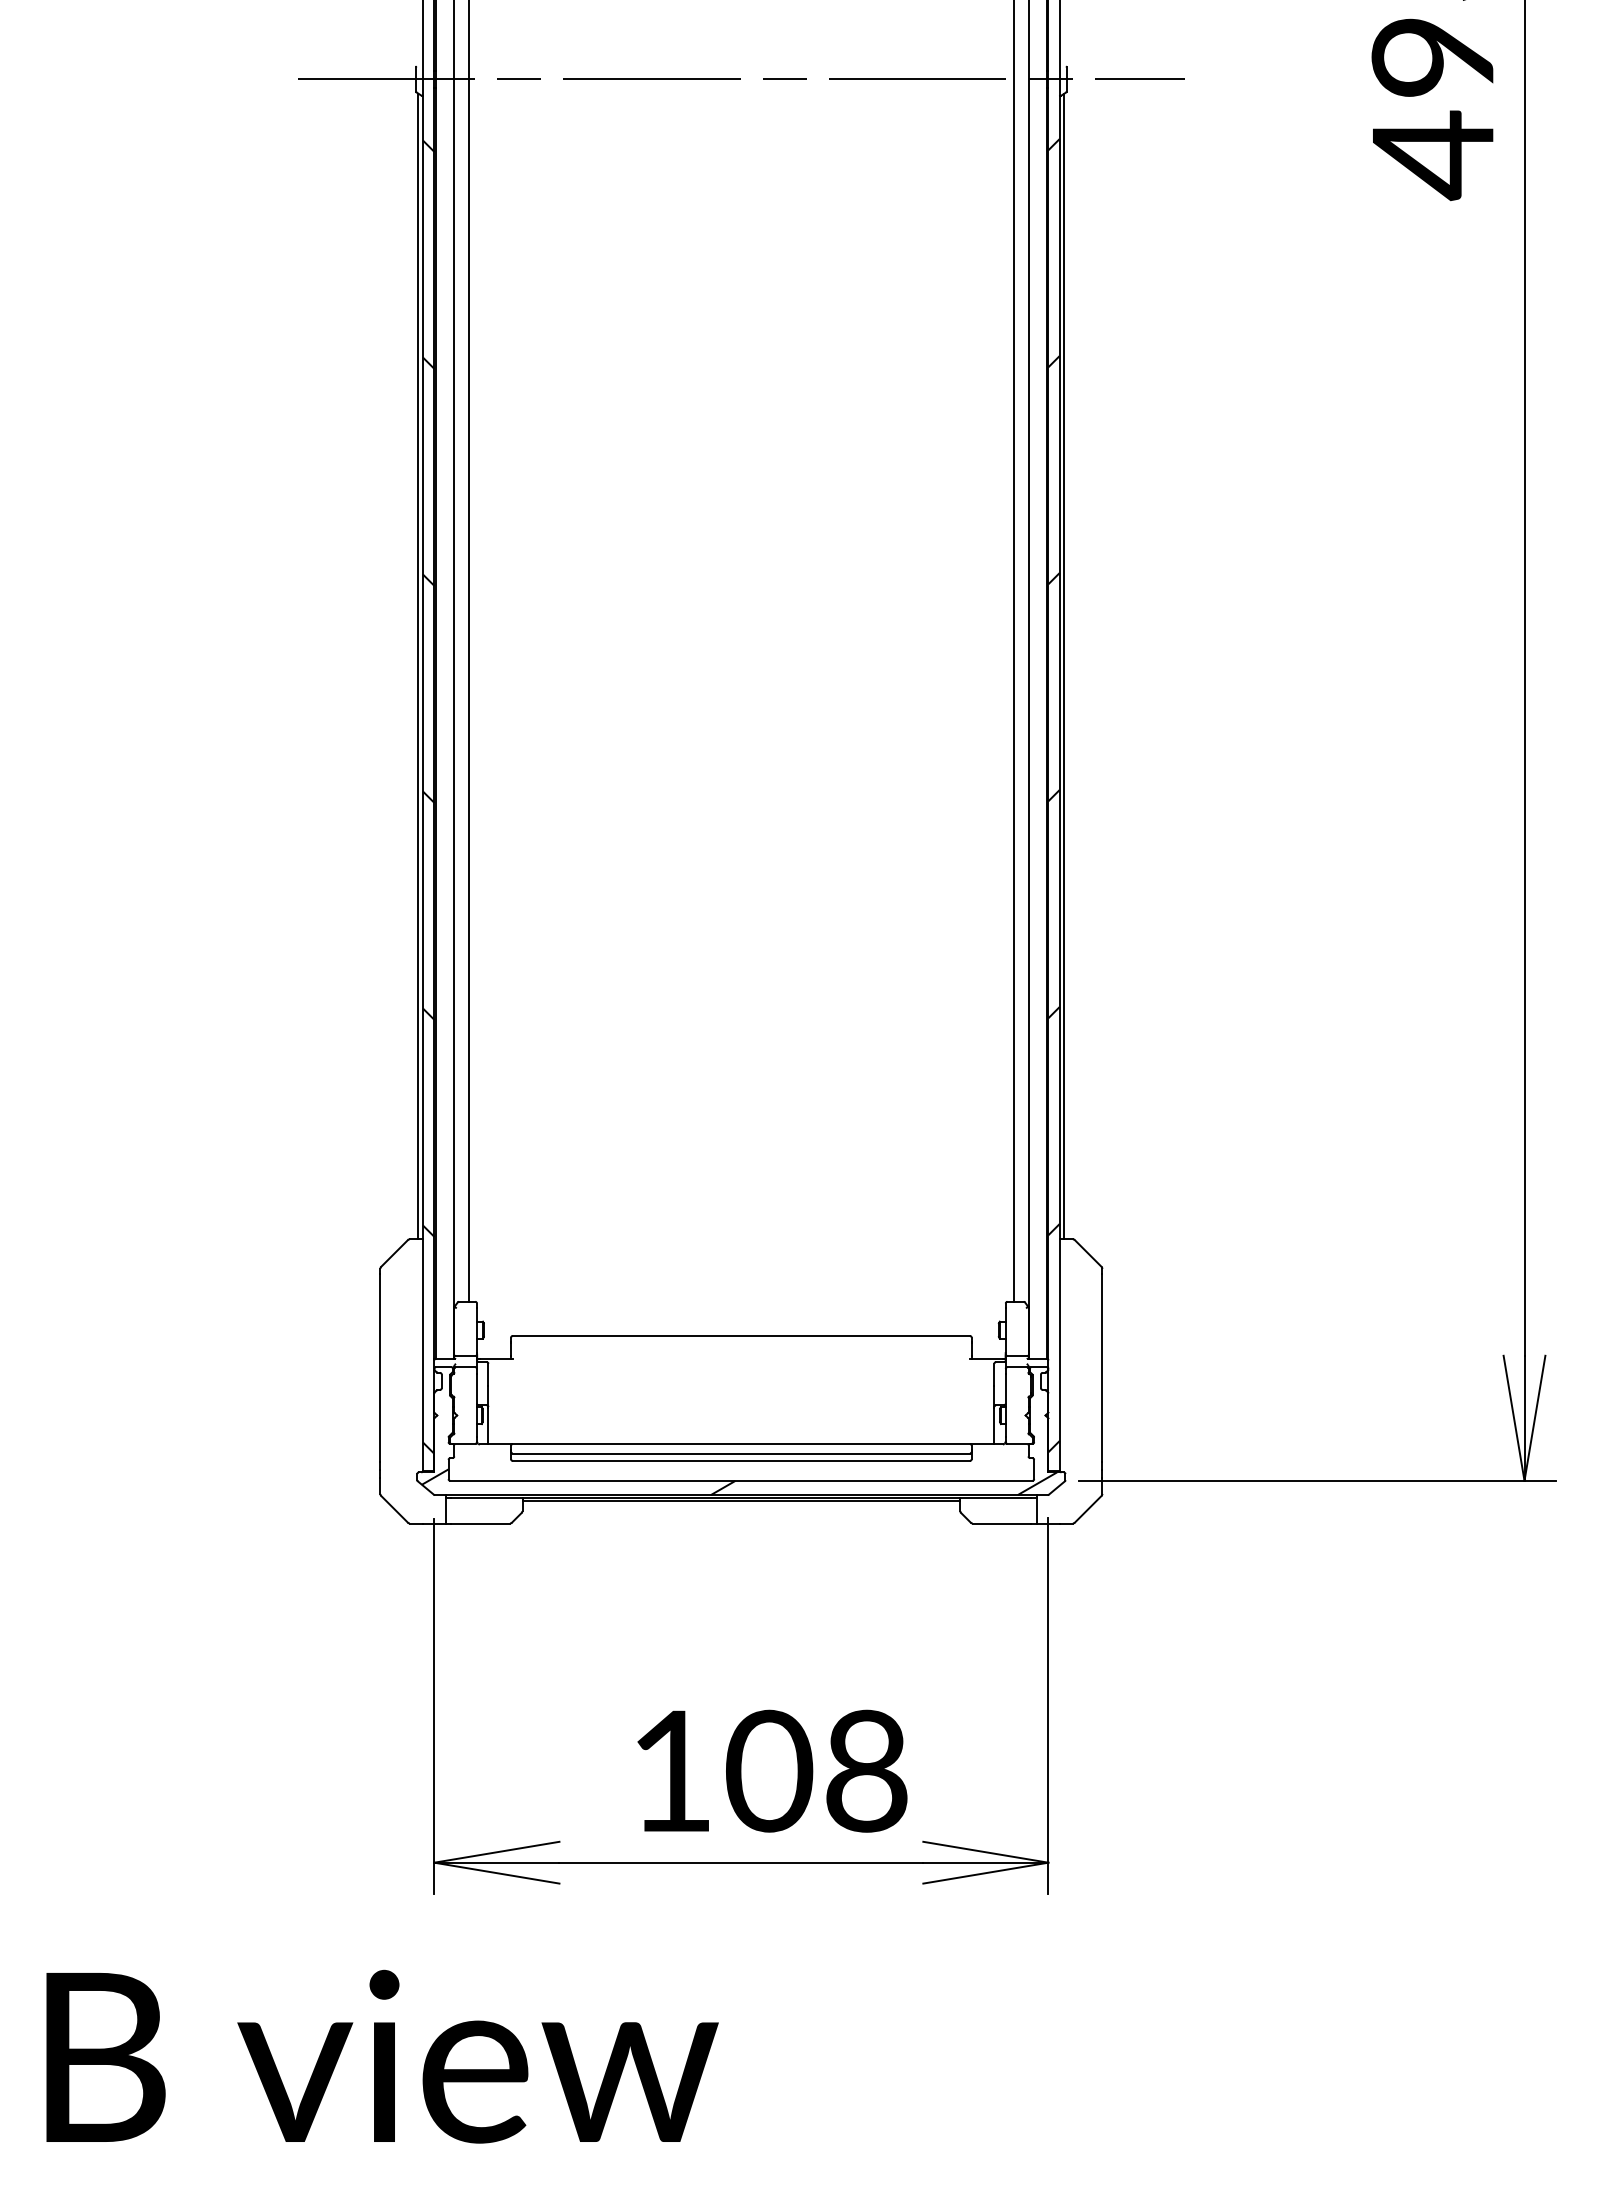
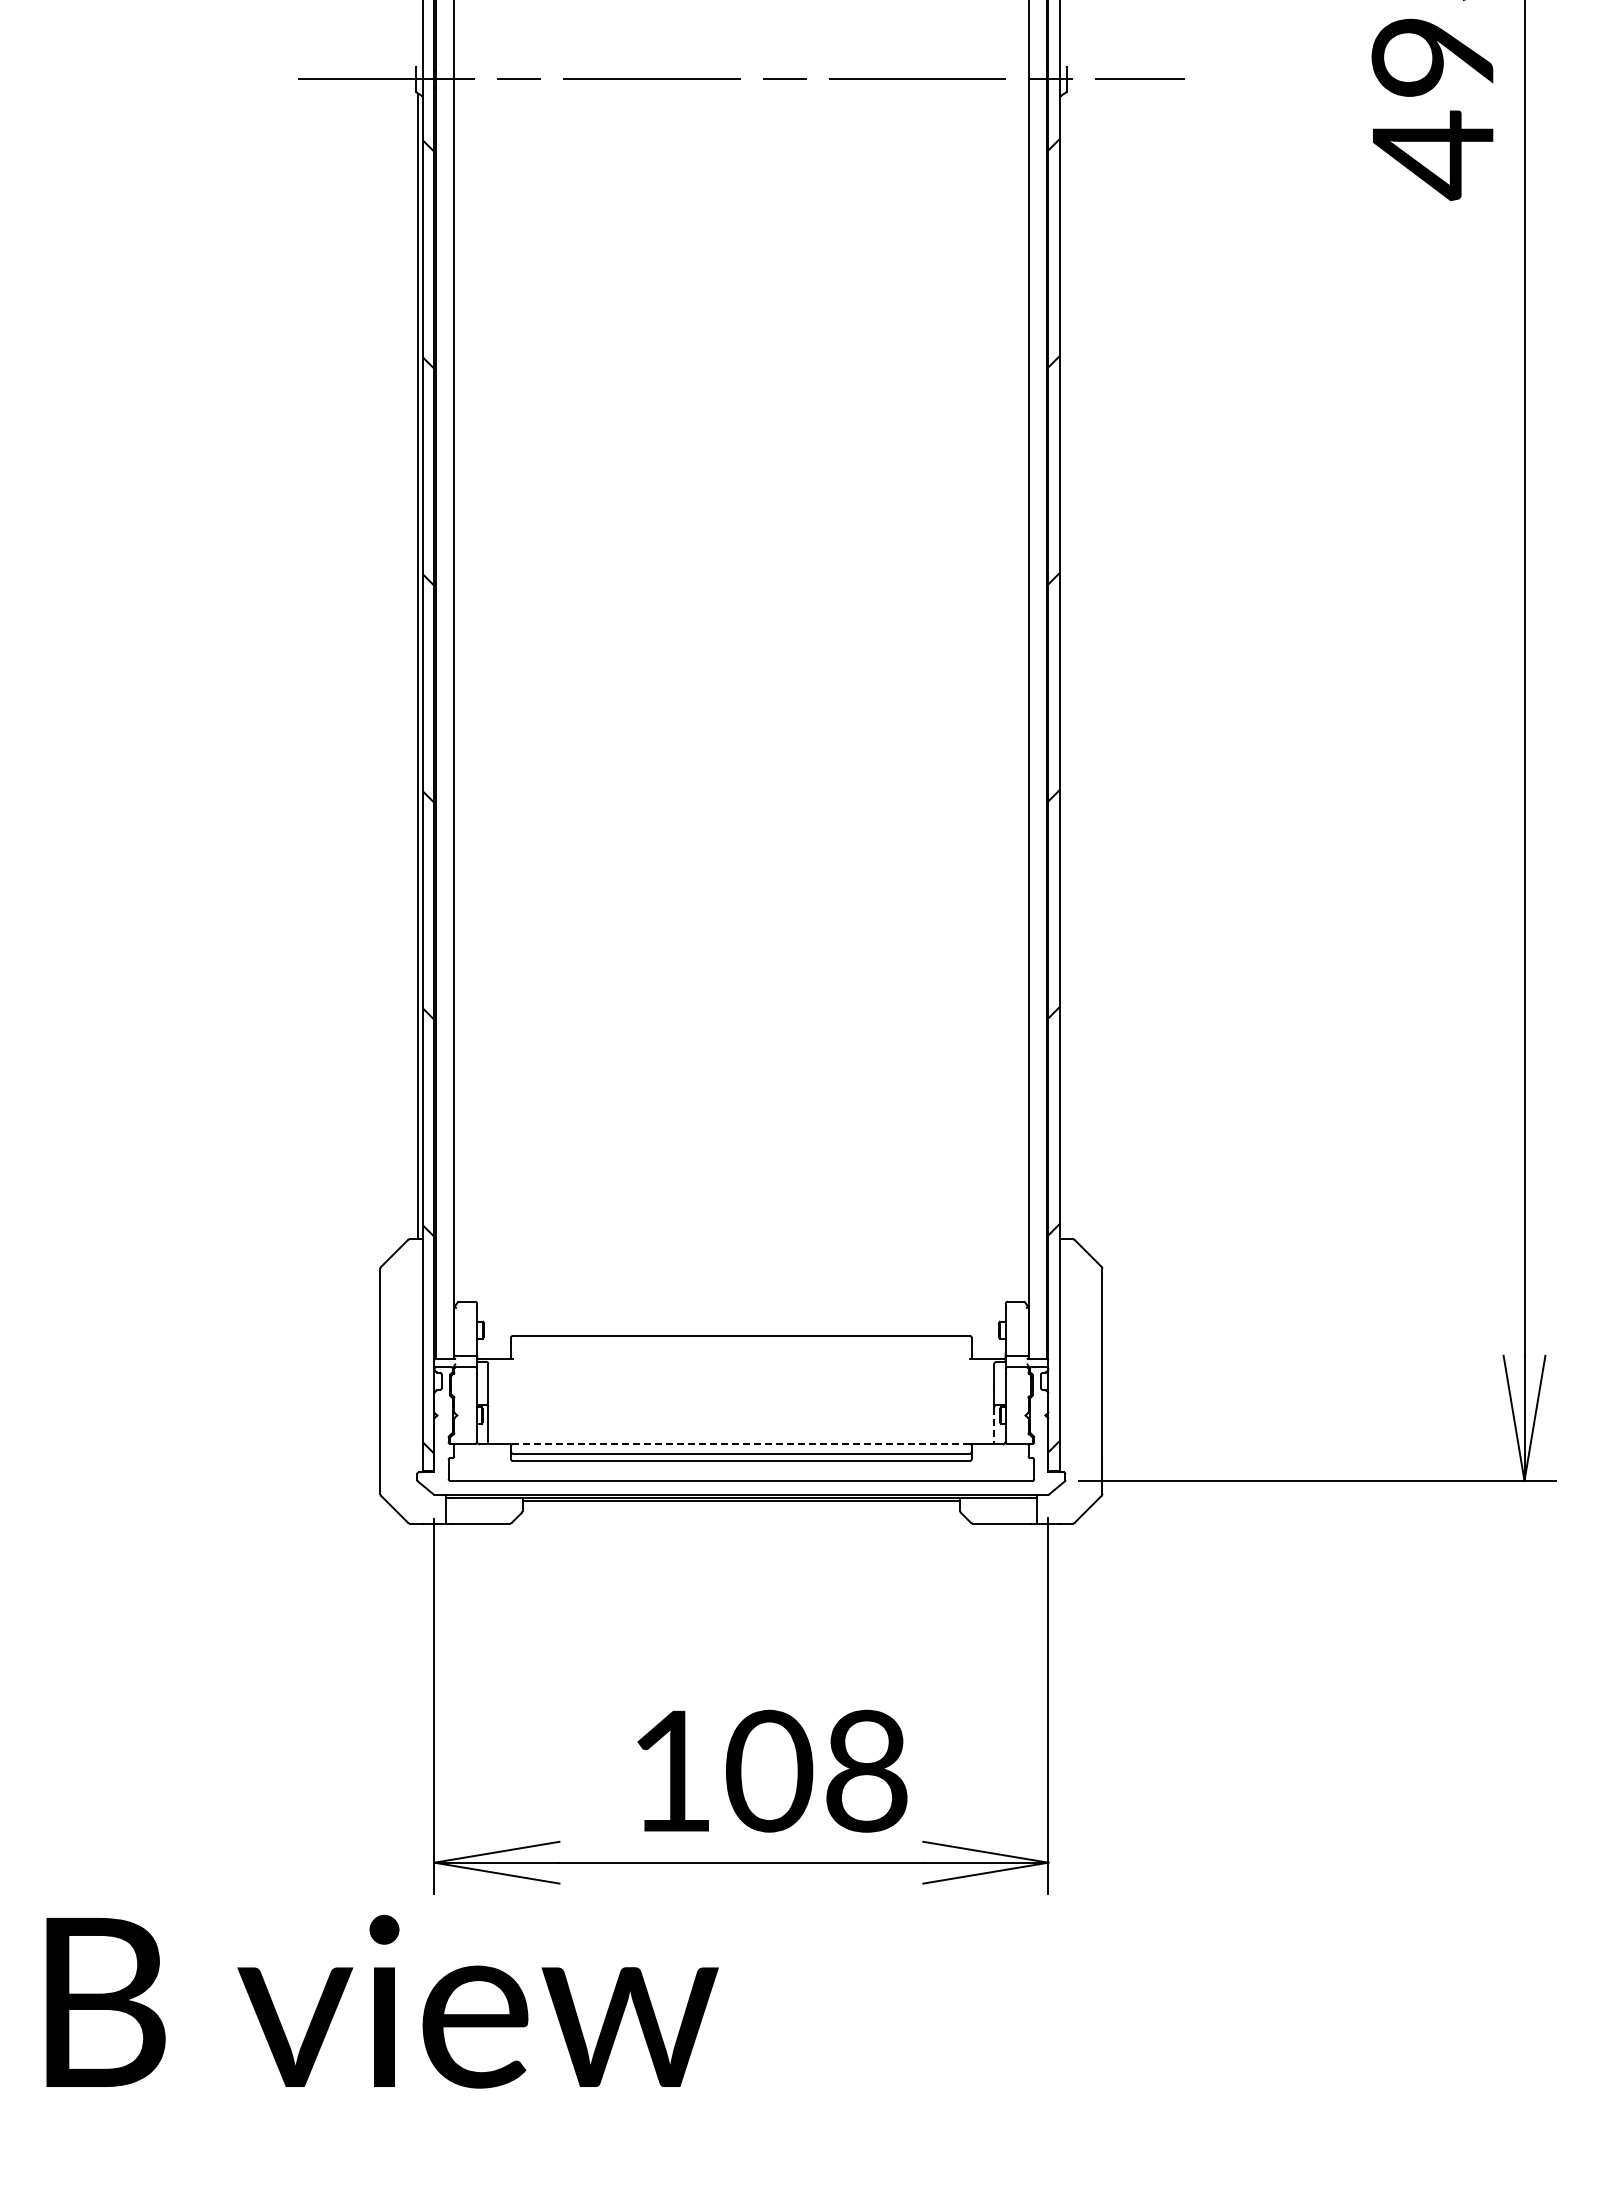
line: present -> none (468, 651)
line: present -> none (1014, 651)
line: present -> none (1064, 666)
line: solid -> dashed (994, 1426)
line: solid -> dashed (741, 1443)
hatch: present -> none (739, 1482)
text position: (382, 2056) -> (382, 2001) (382, 2001)
